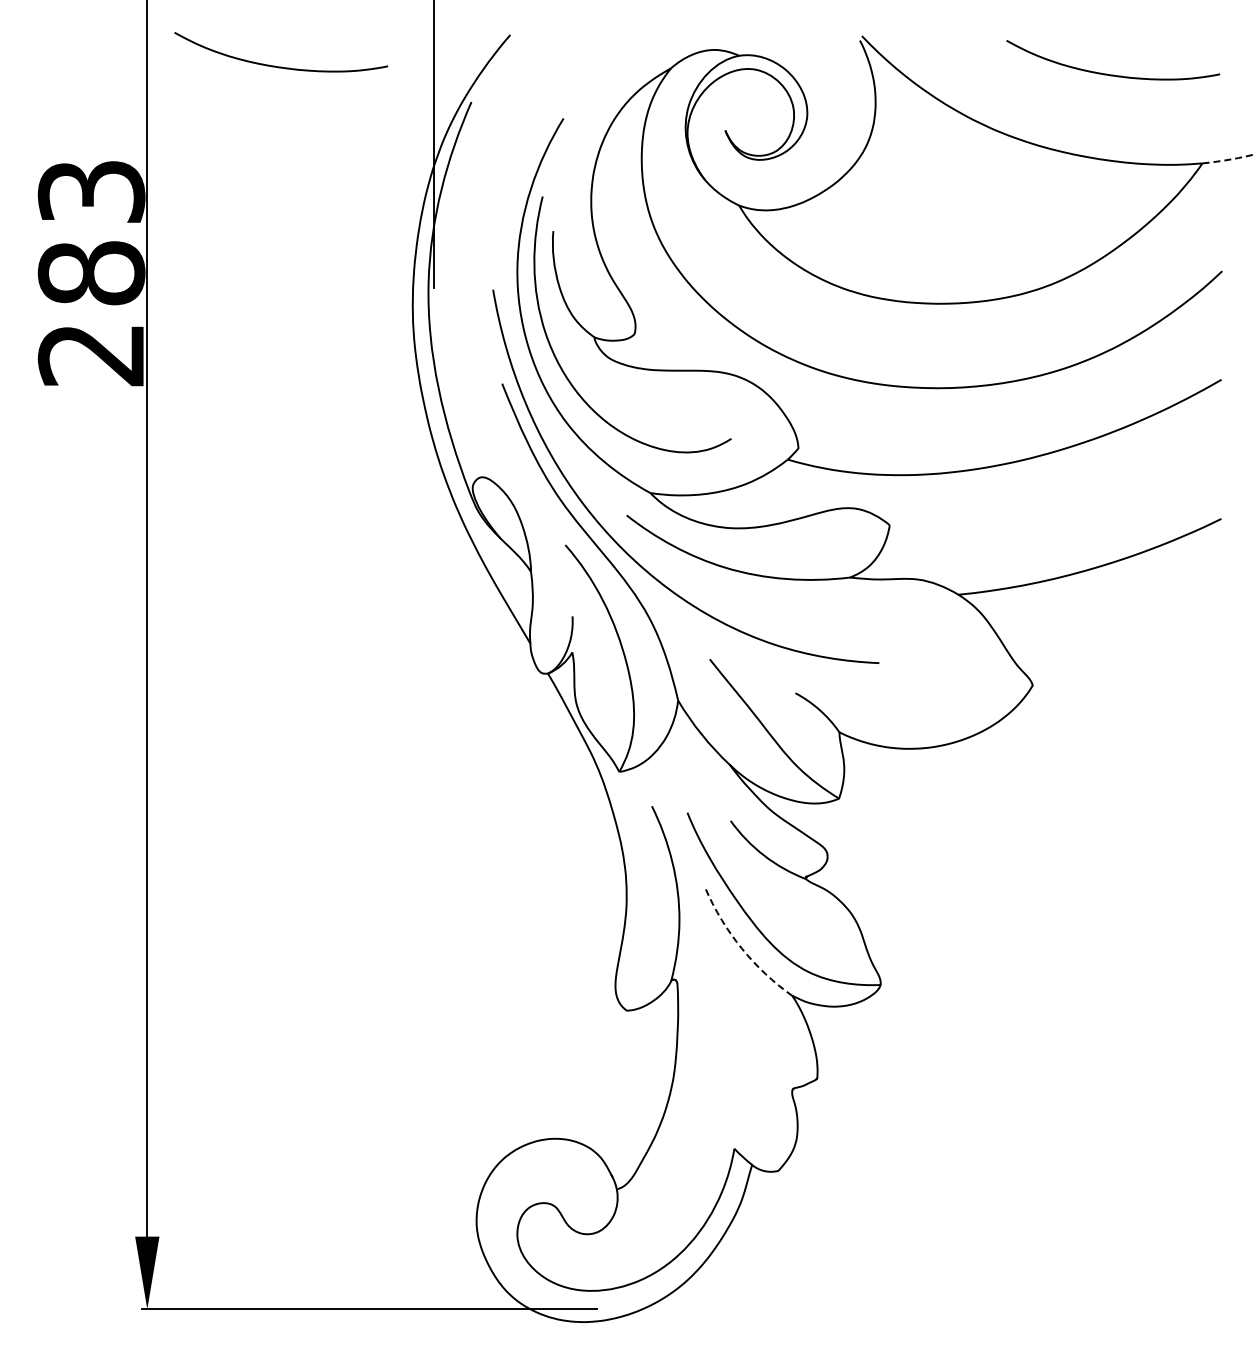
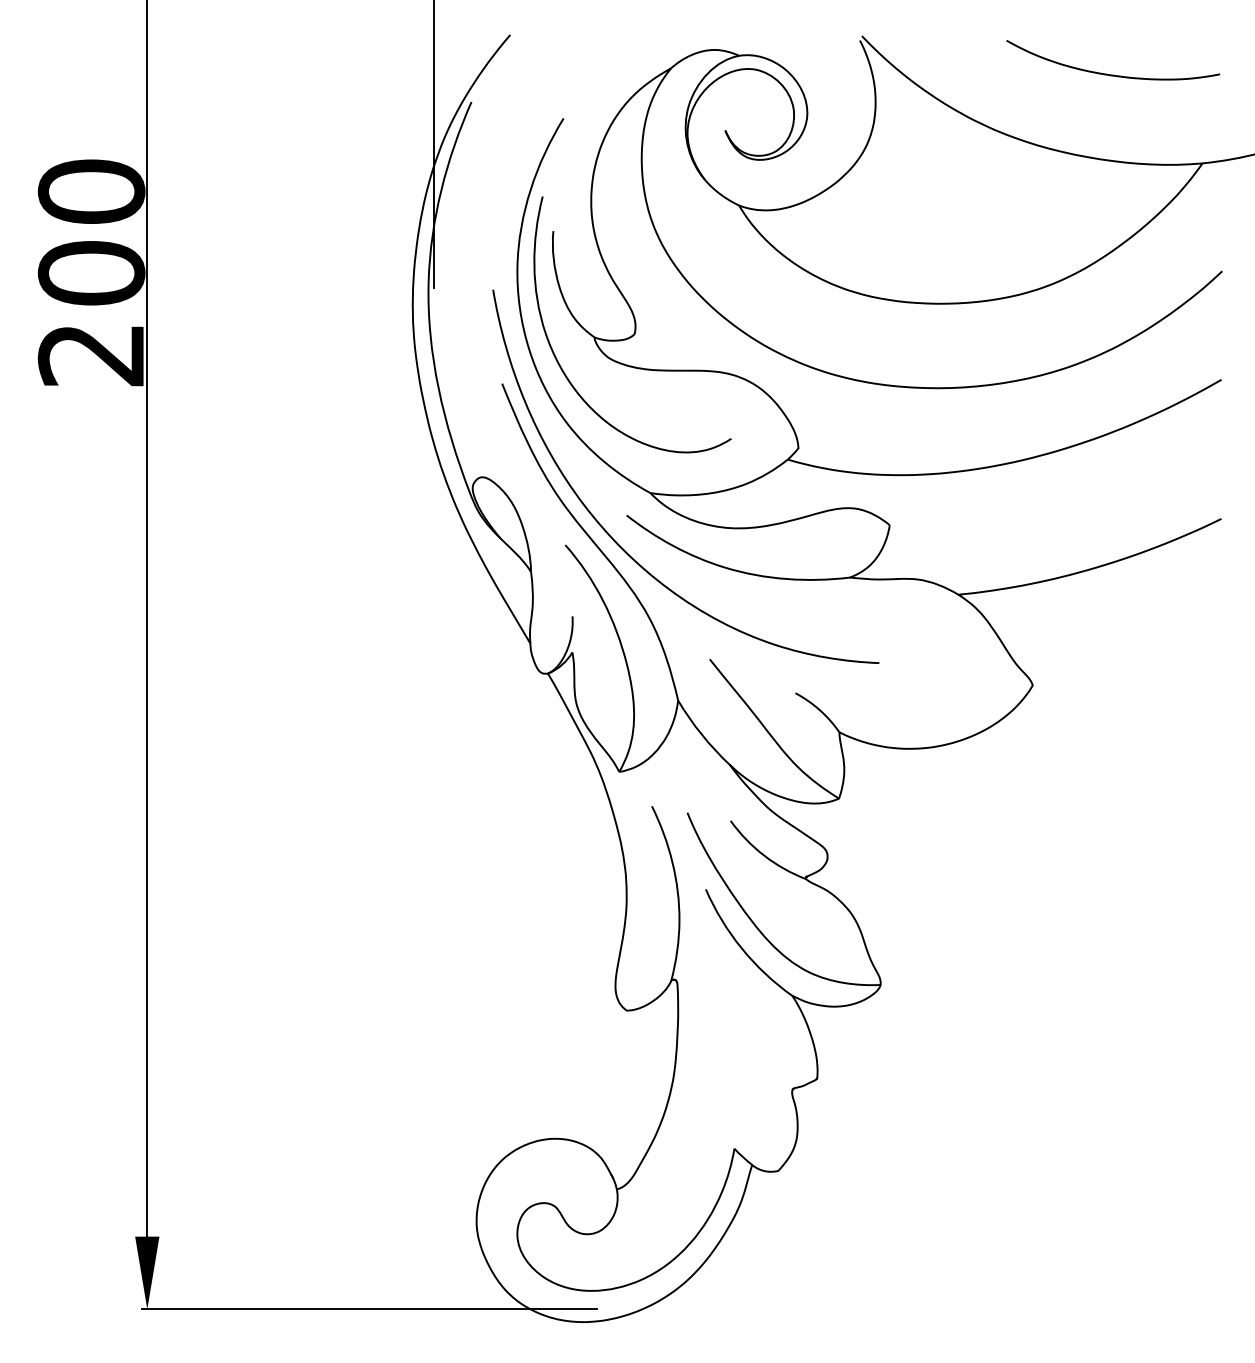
curve: present -> none (281, 66)
arc: dashed -> solid (1229, 159)
text: 283 -> 200 (91, 232)
arc: dashed -> solid (741, 948)
